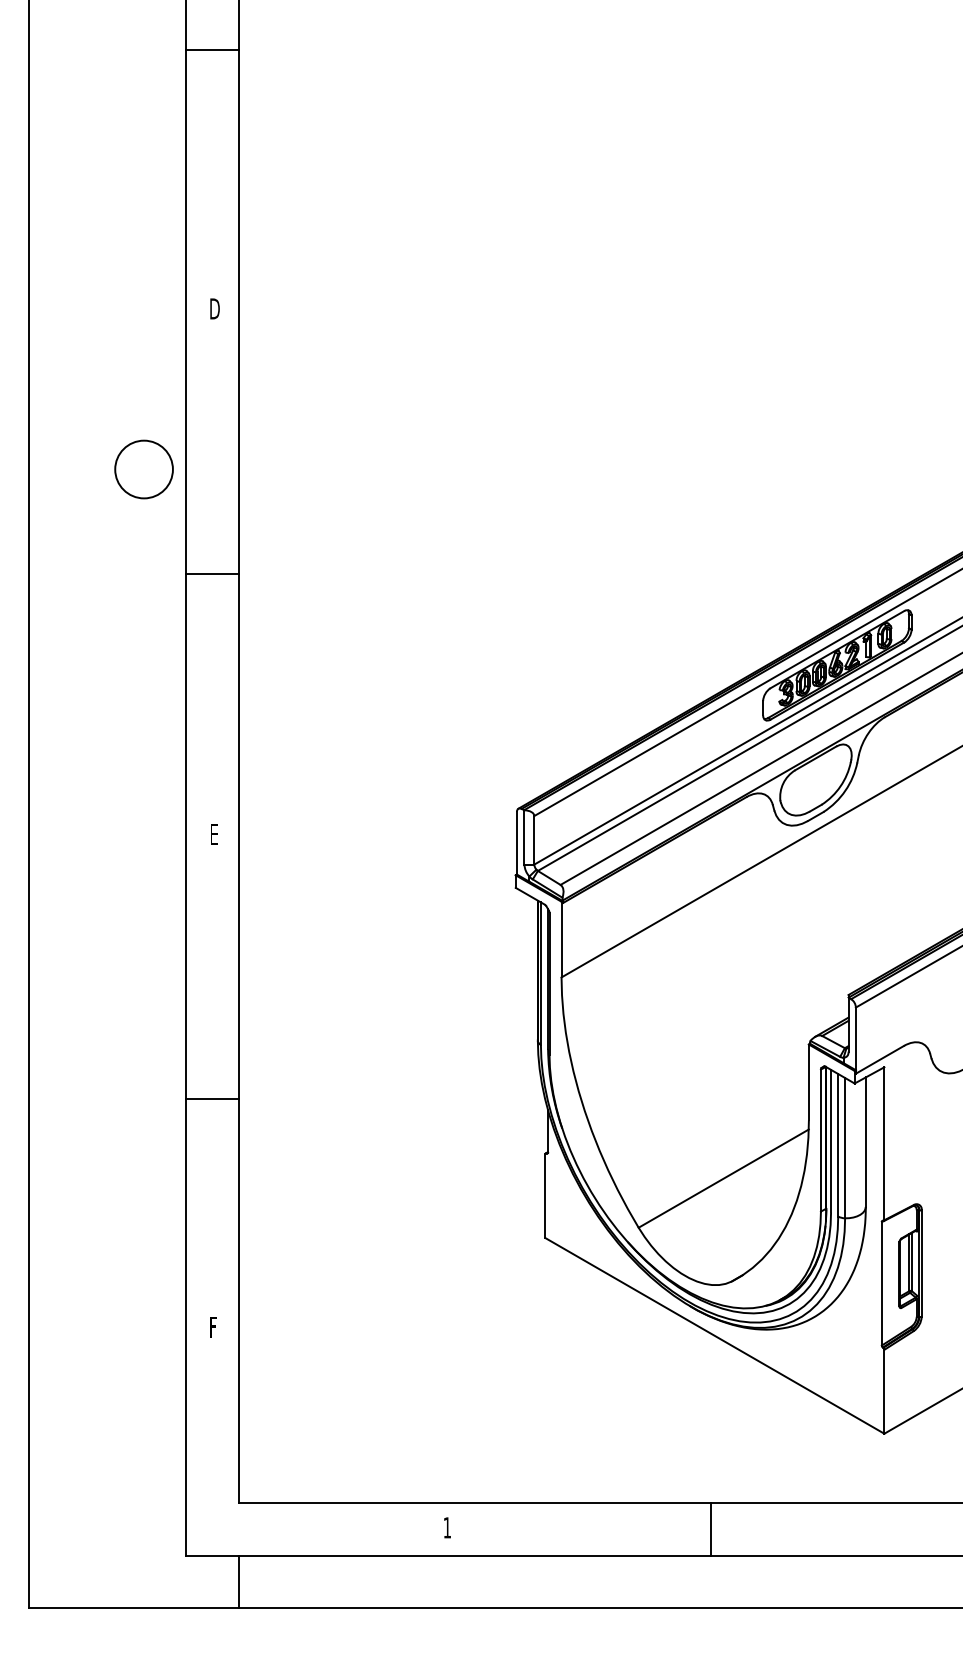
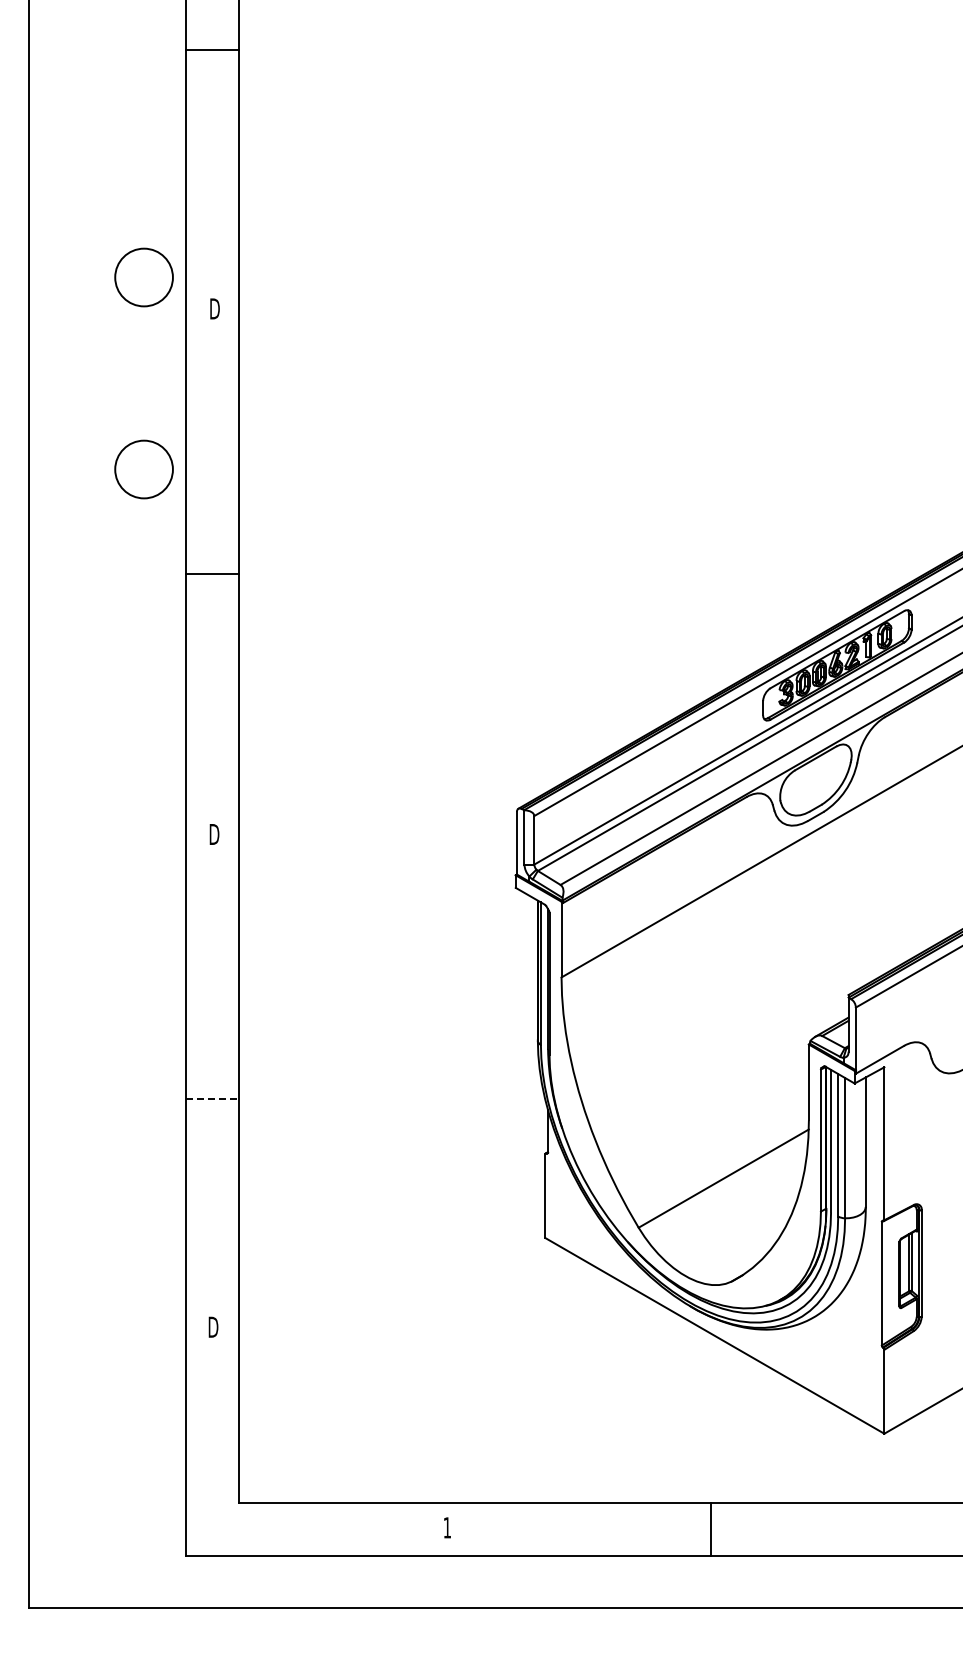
circle: none -> present (143, 277)
text: E -> D (214, 834)
line: solid -> dashed (212, 1099)
text: F -> D (213, 1326)
line: present -> none (238, 1581)
